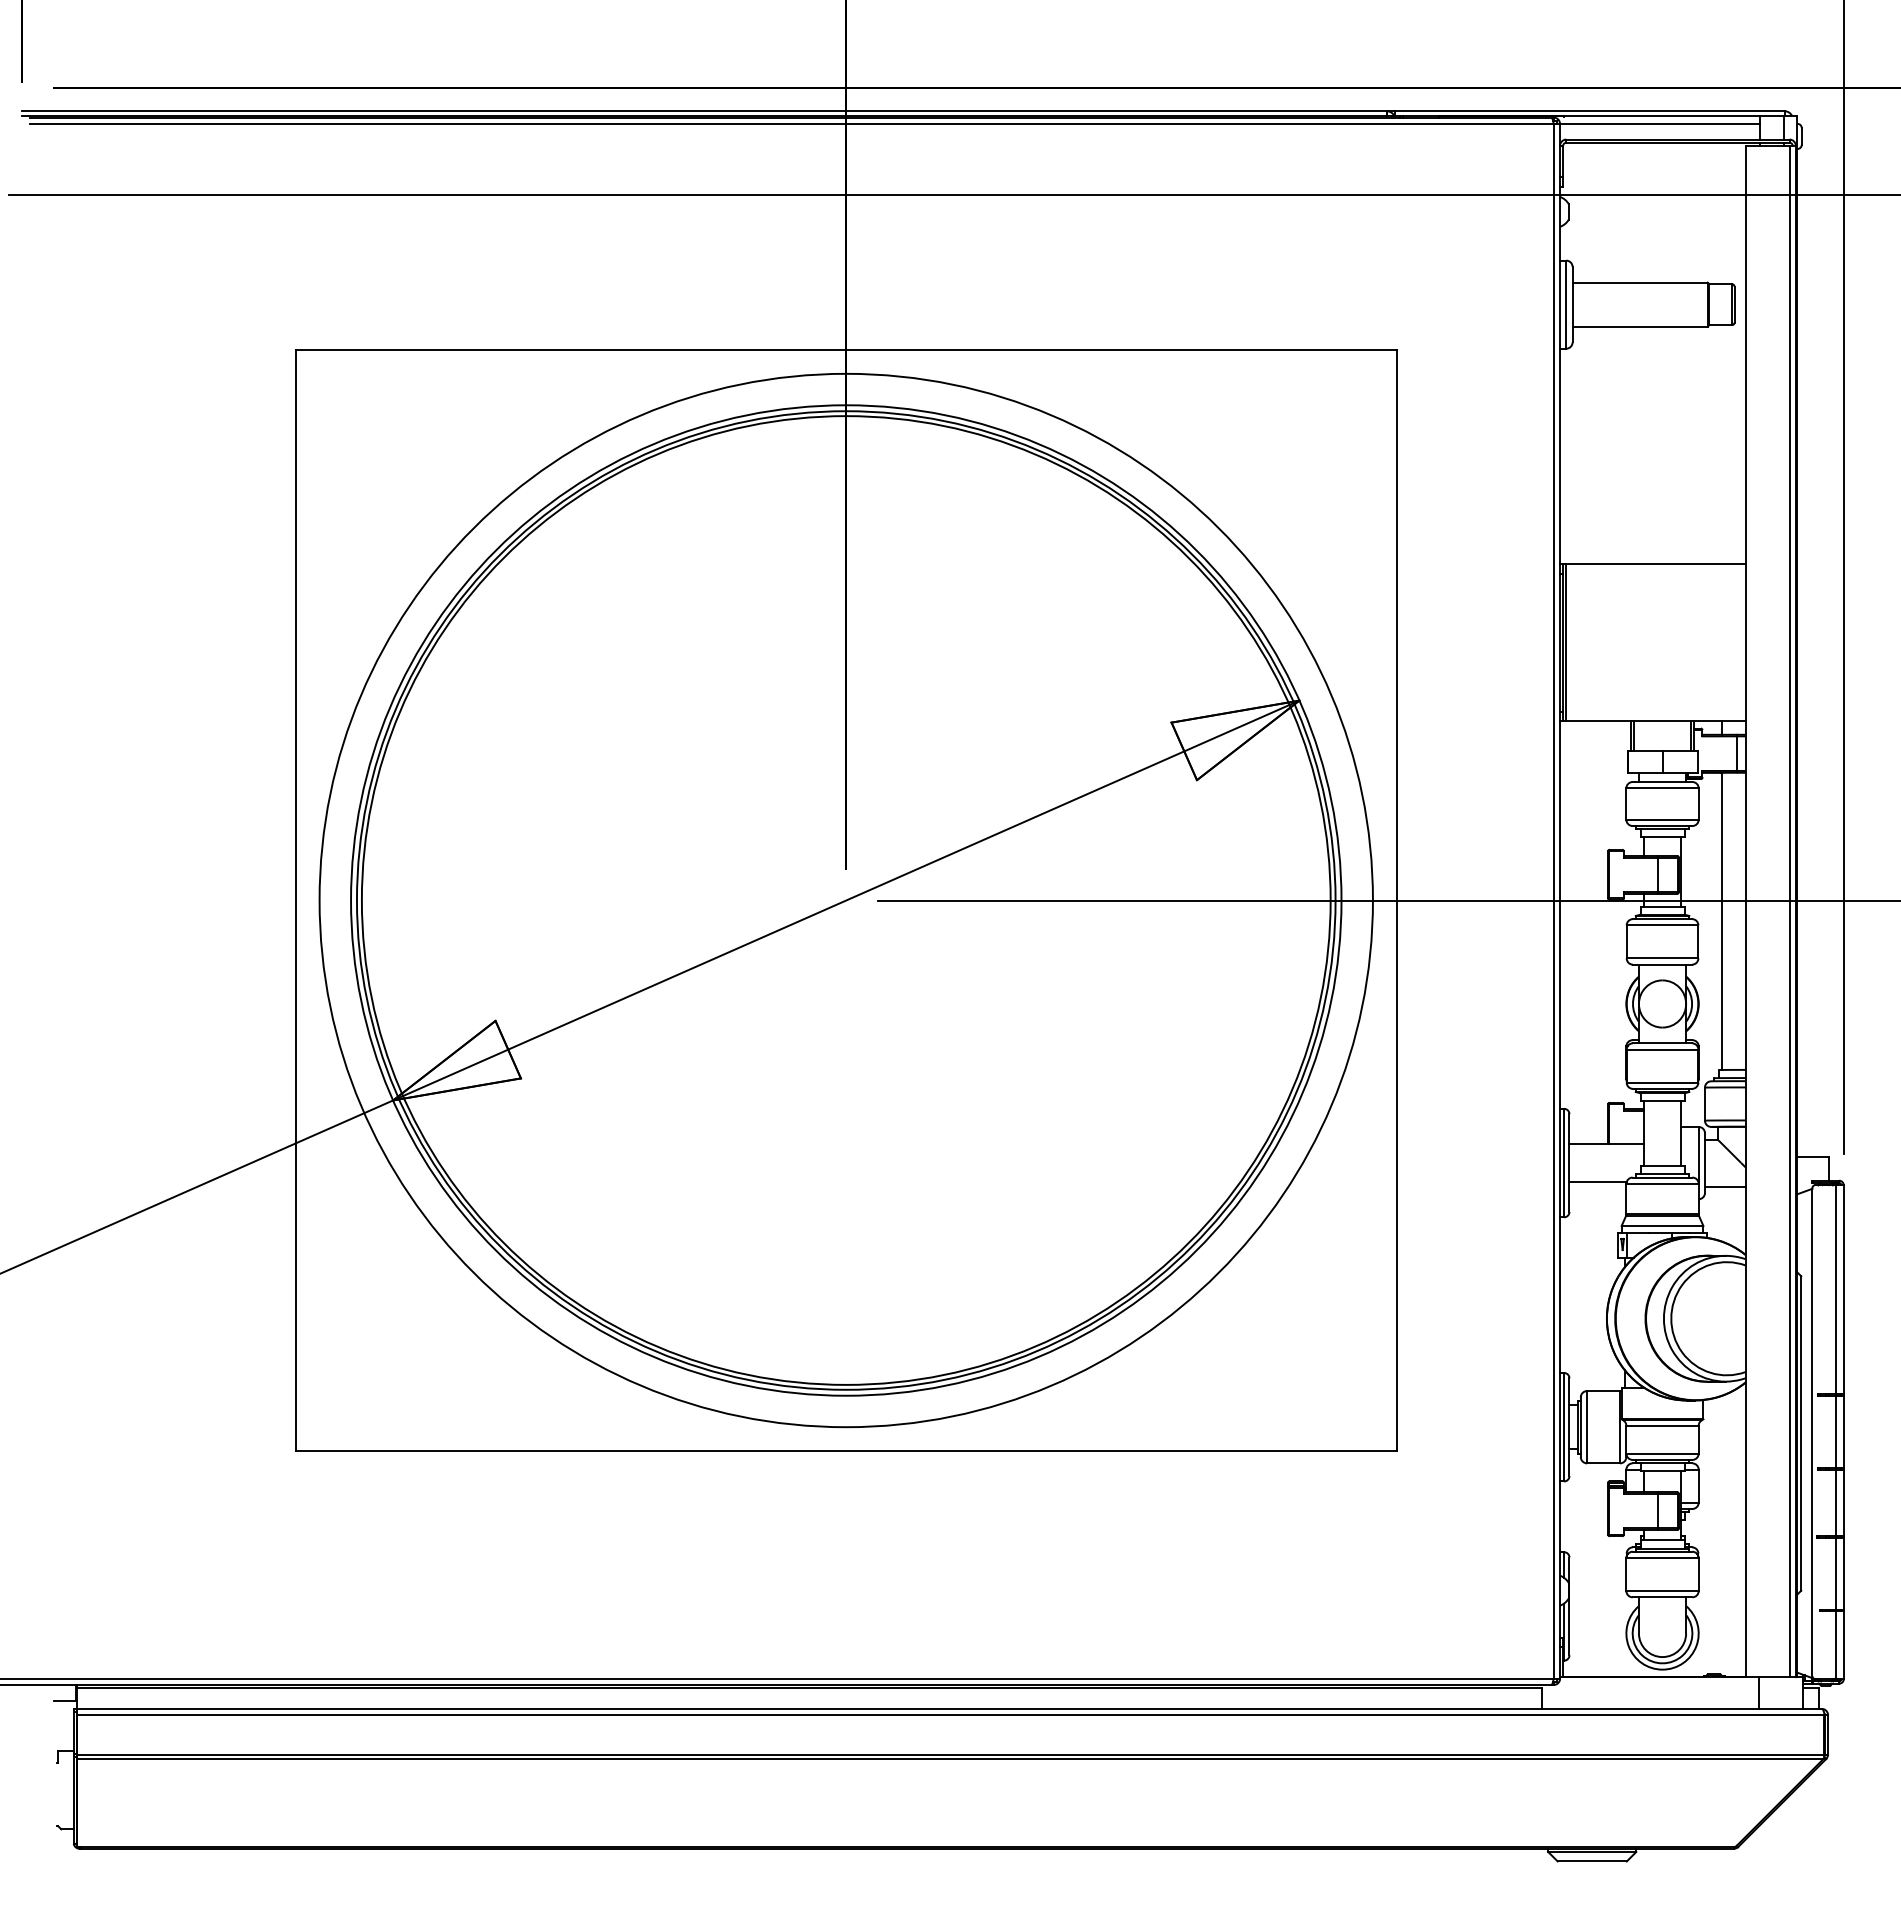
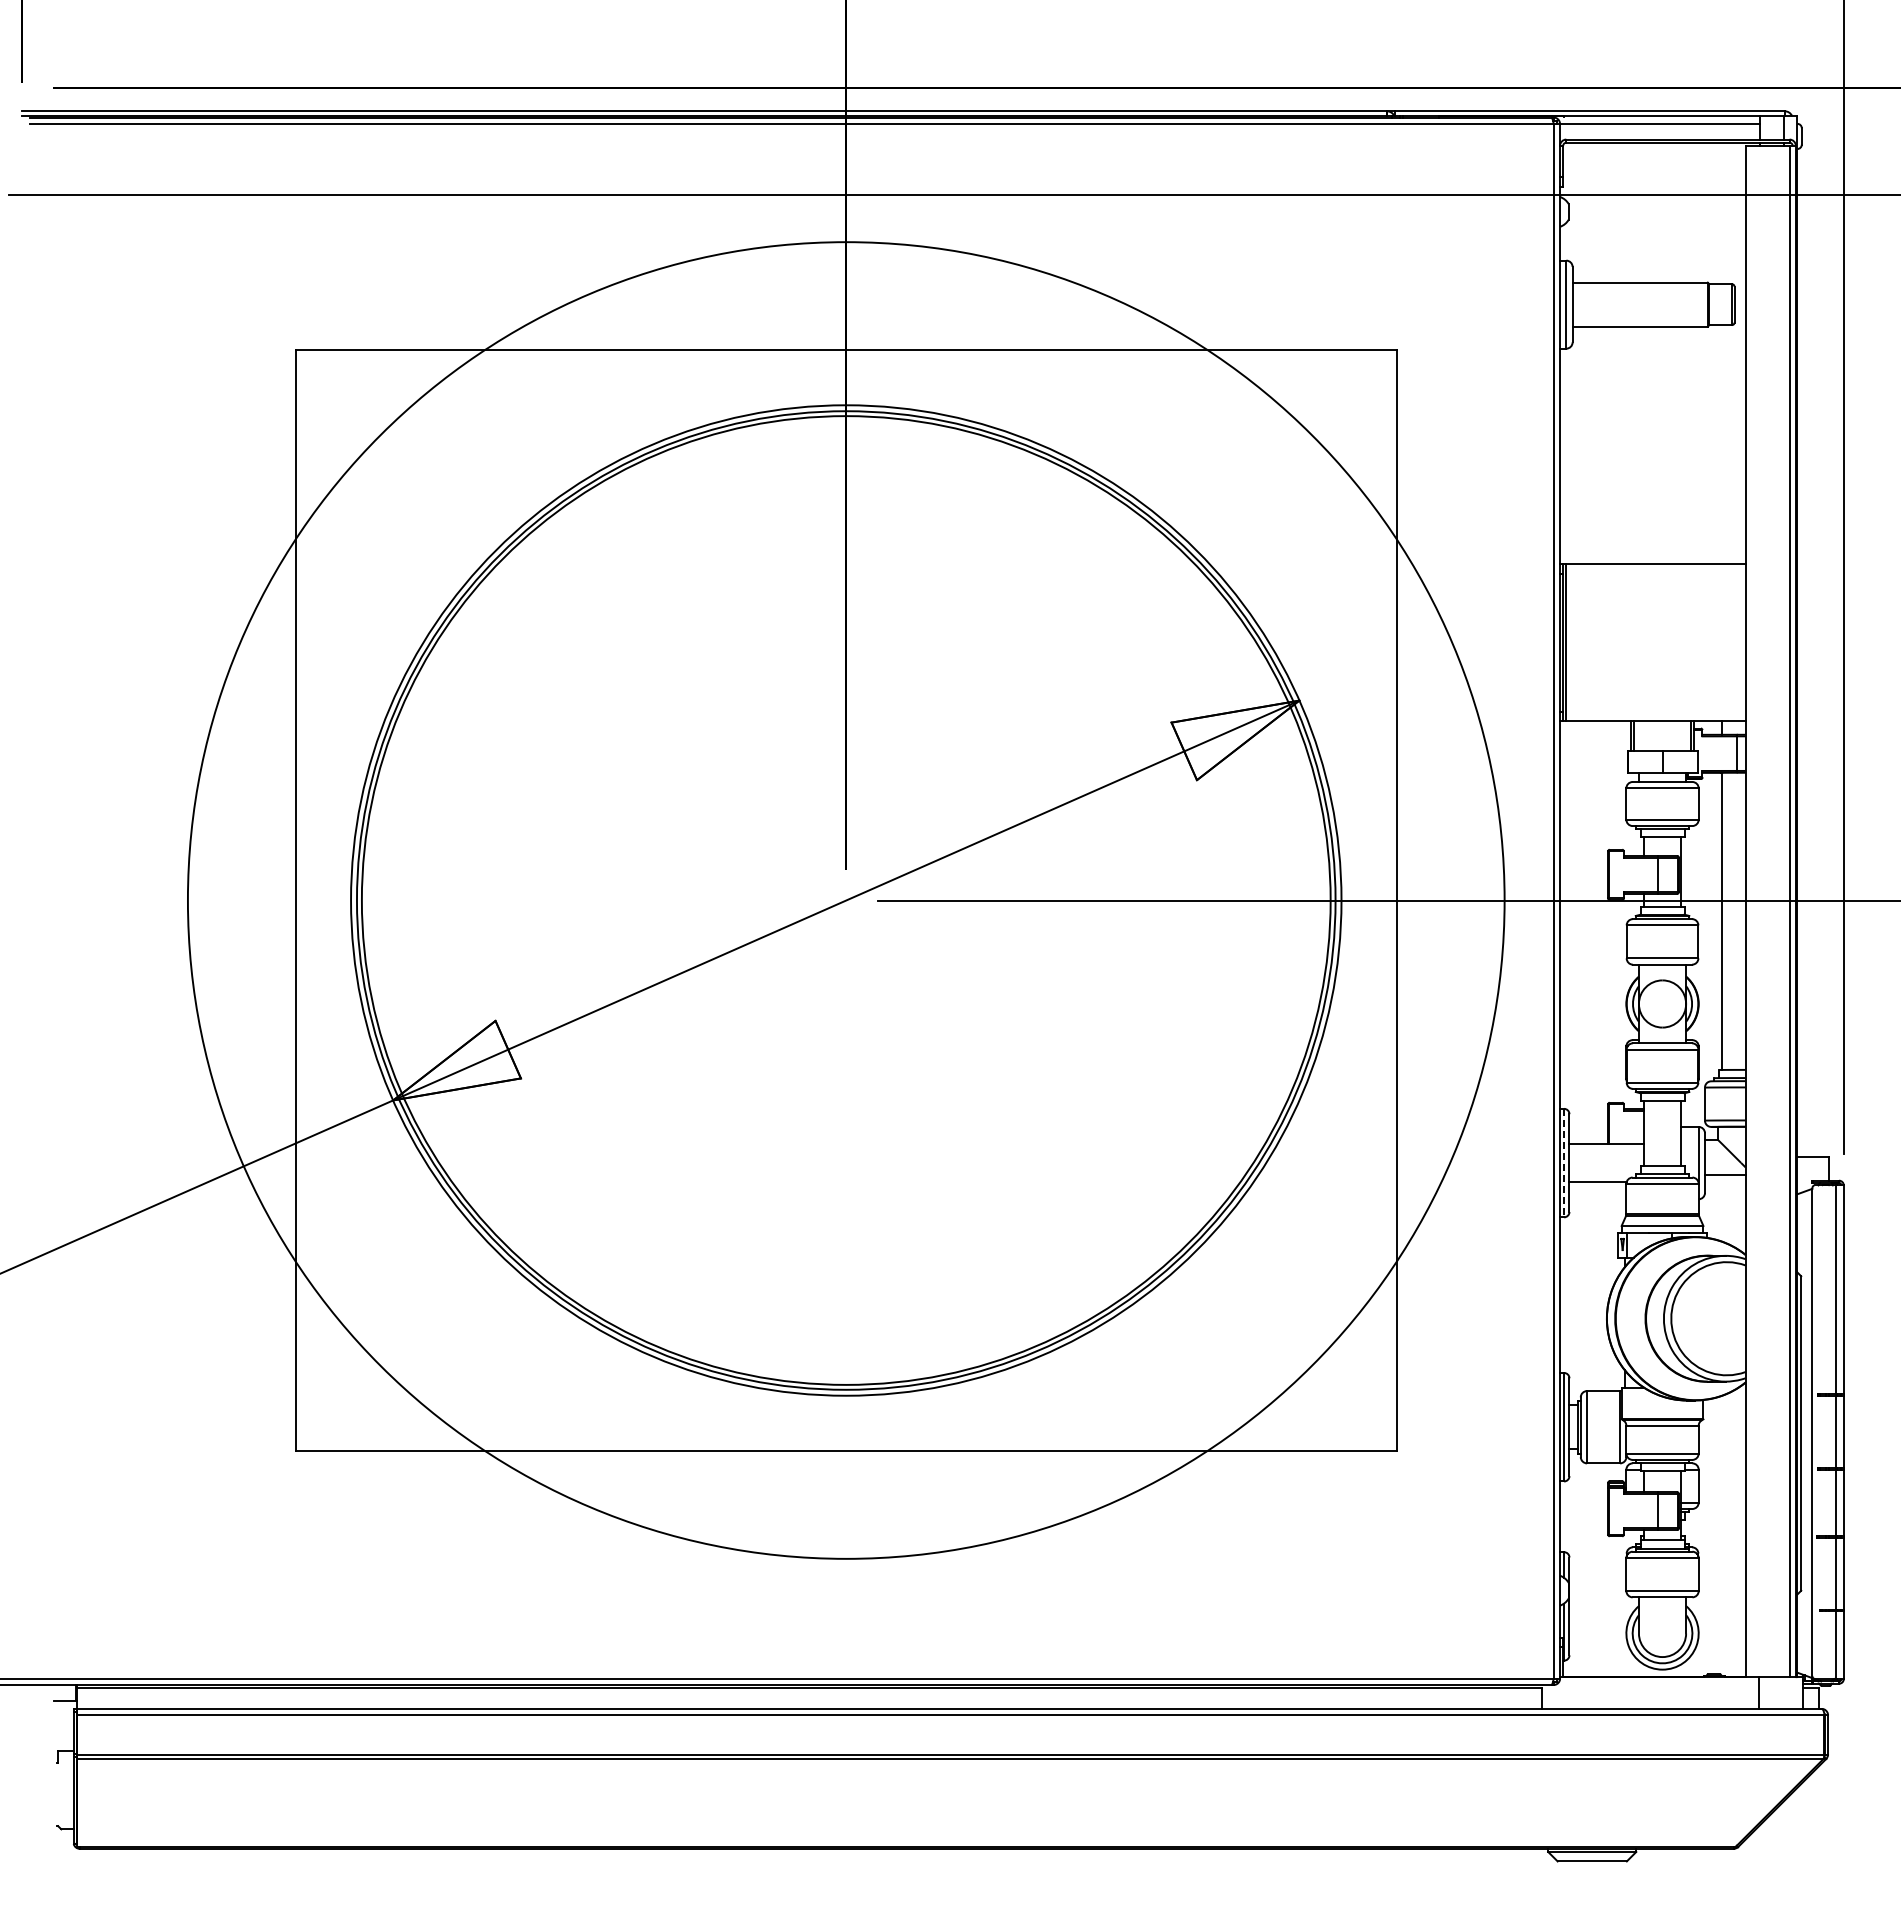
circle diameter: 1053 px -> 1317 px (845, 900)
line: solid -> dashed (1564, 1163)
line position: (1724, 1186) -> (1724, 1174) (1724, 1174)
